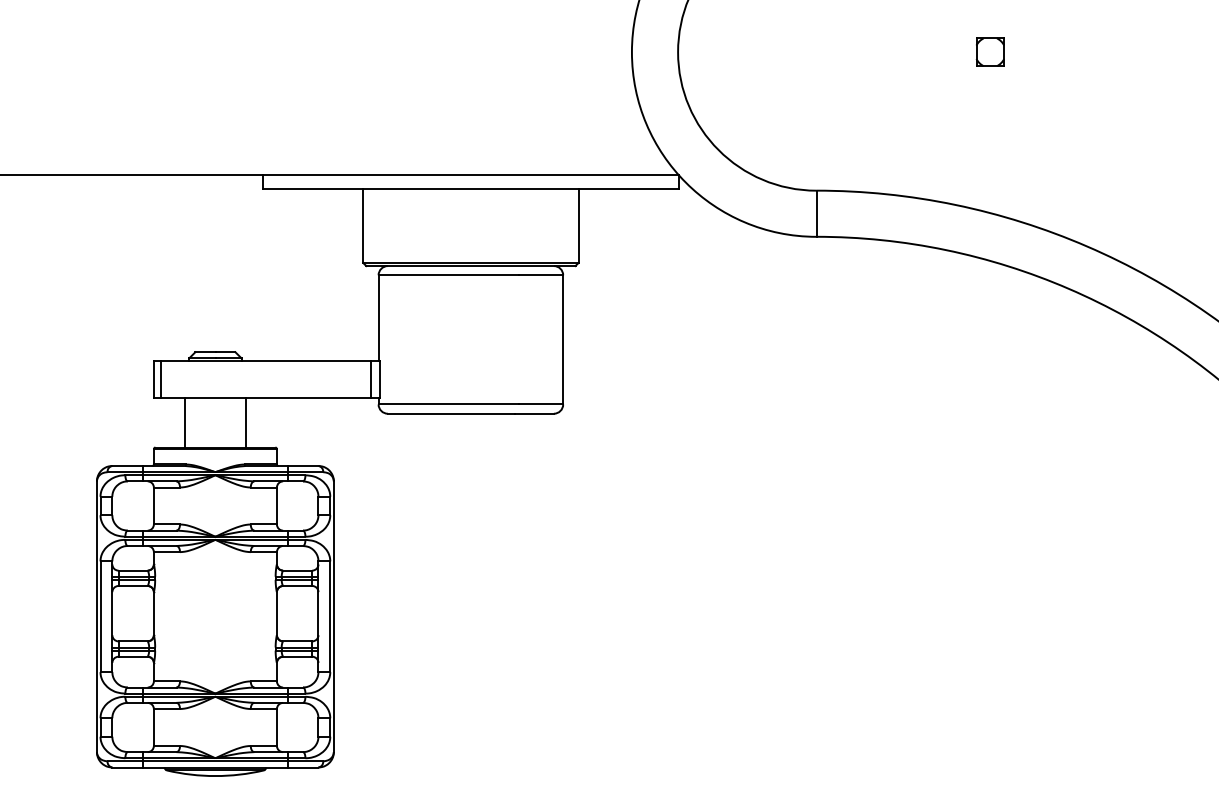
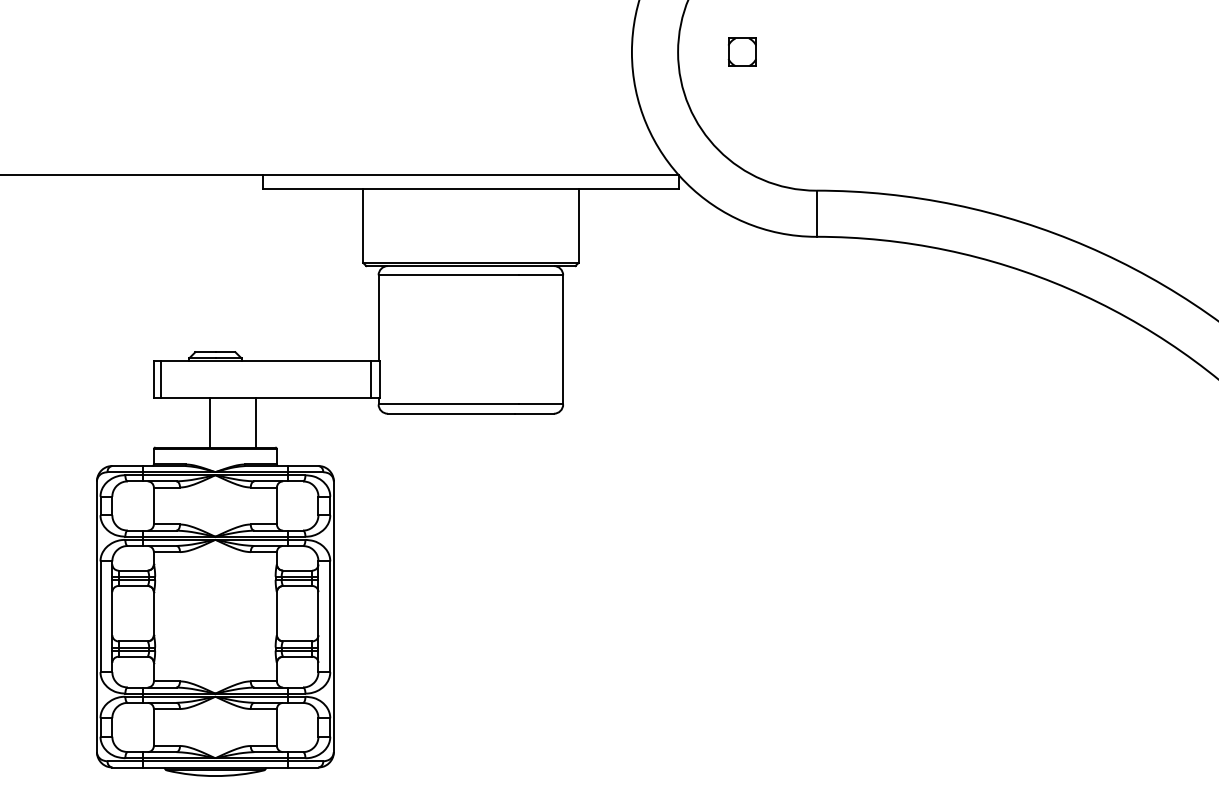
part position: (989, 51) -> (741, 51) (741, 51)
line position: (184, 422) -> (209, 422) (209, 422)
line position: (246, 422) -> (256, 422) (256, 422)
